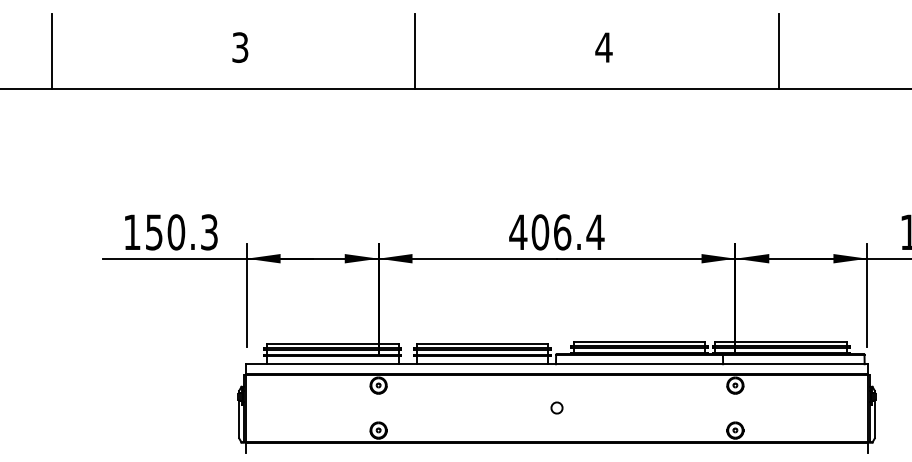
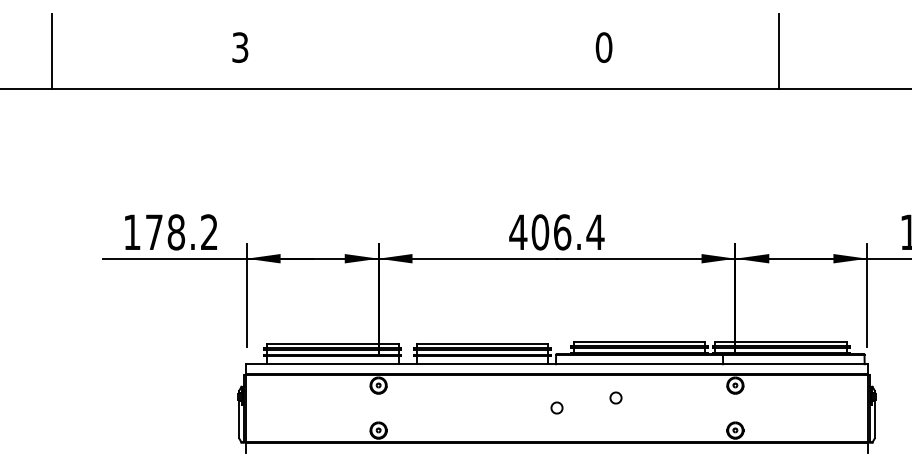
text: 4 -> 0 (603, 47)
line: present -> none (415, 51)
text: 150.3 -> 178.2 (181, 232)
part: none -> present (615, 397)
